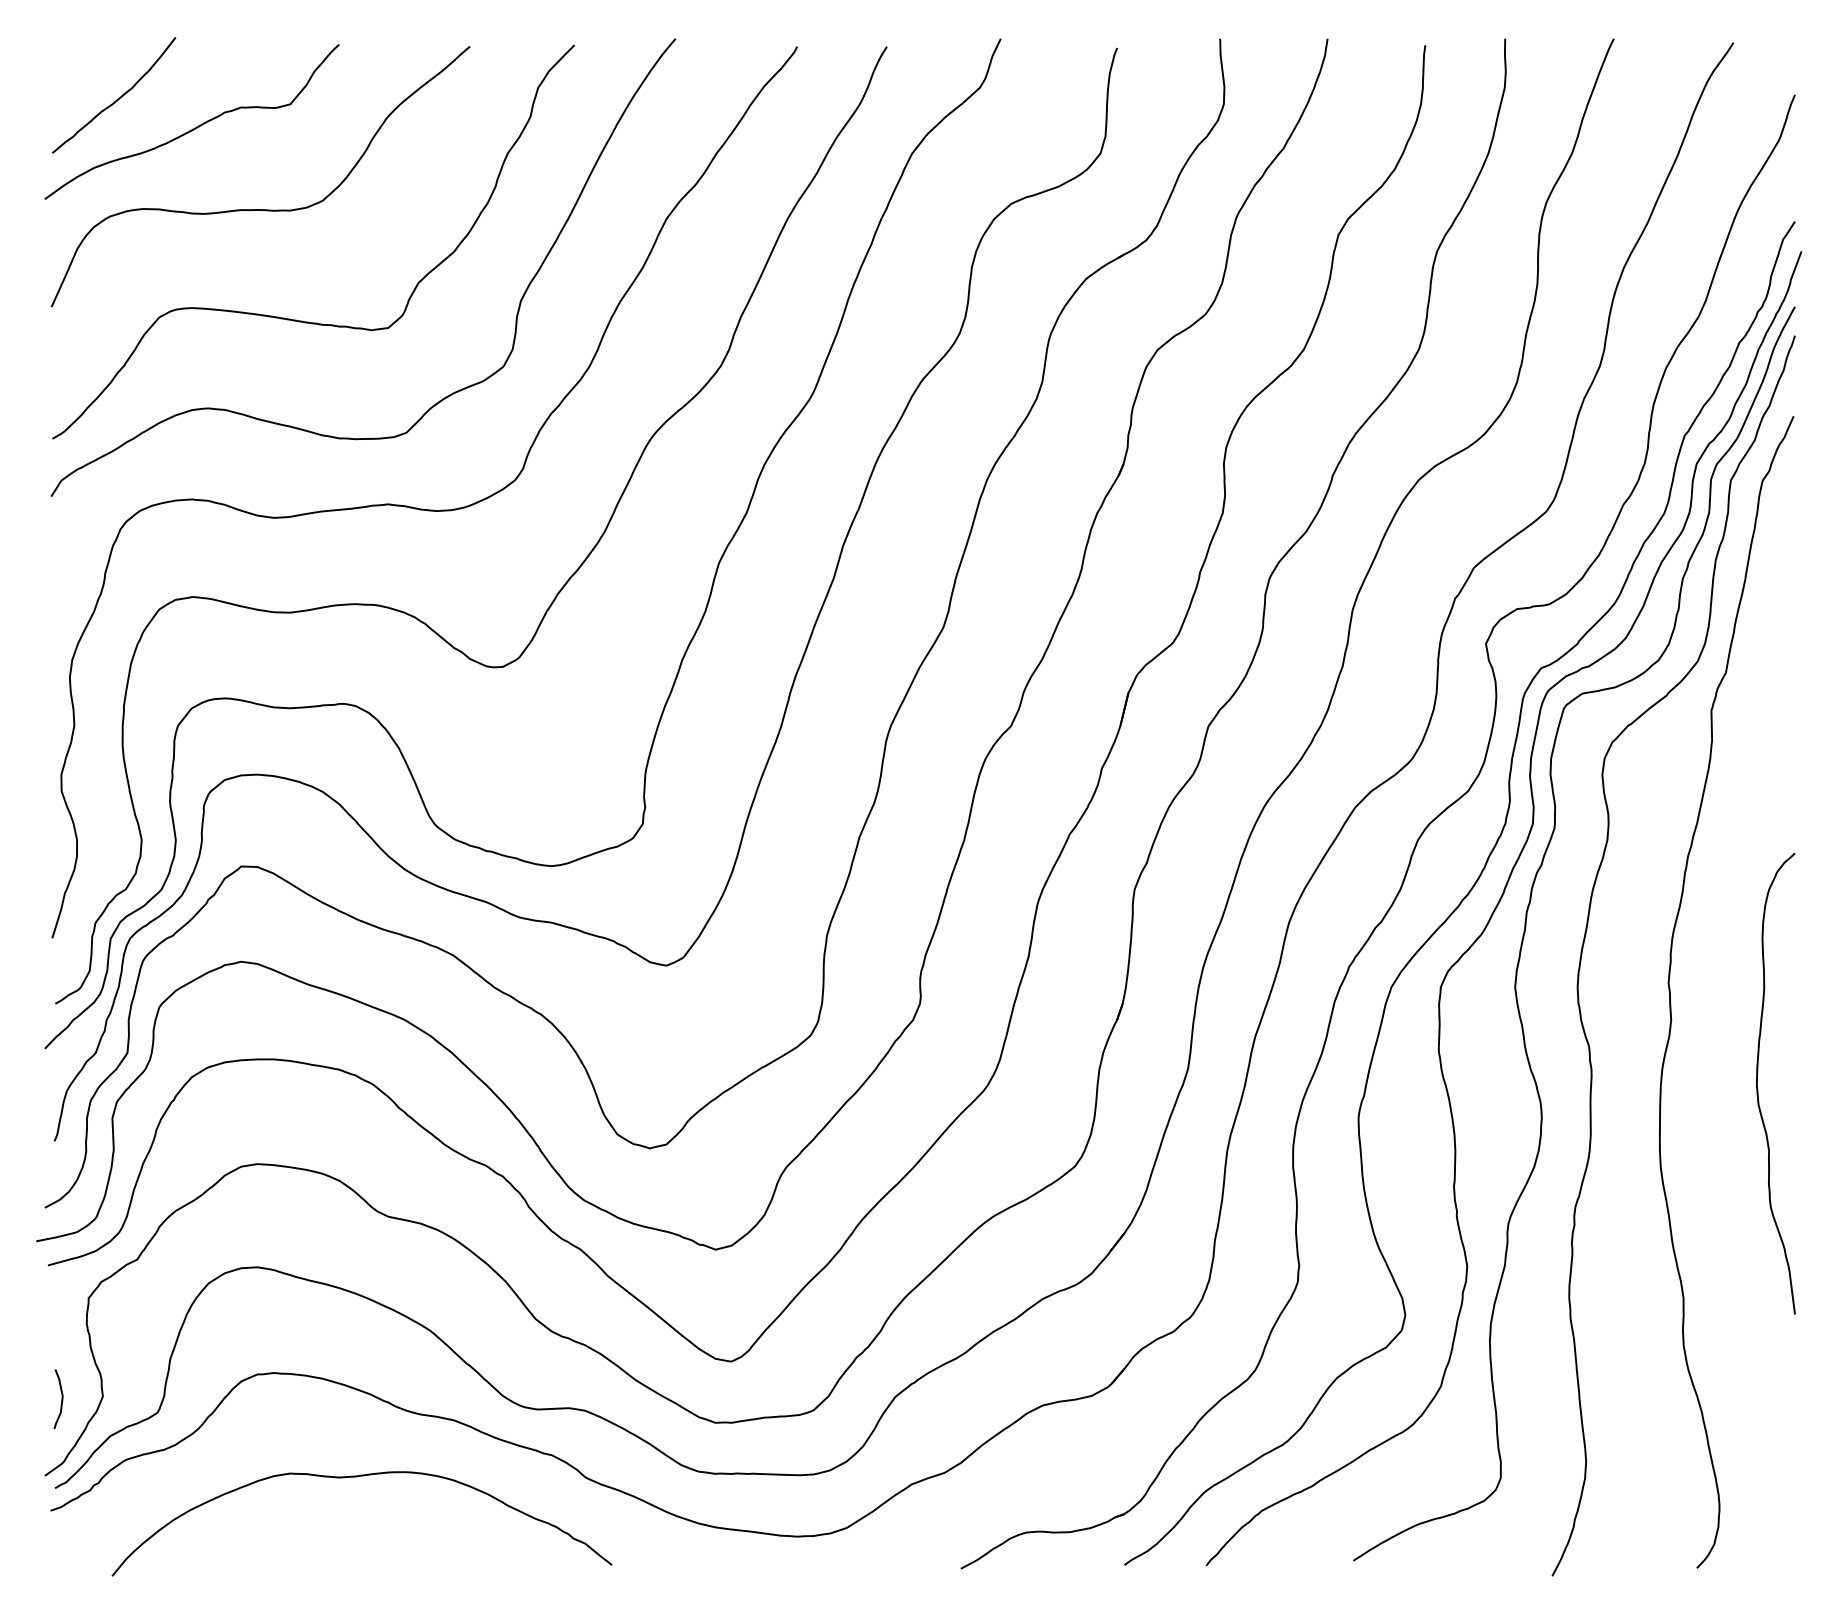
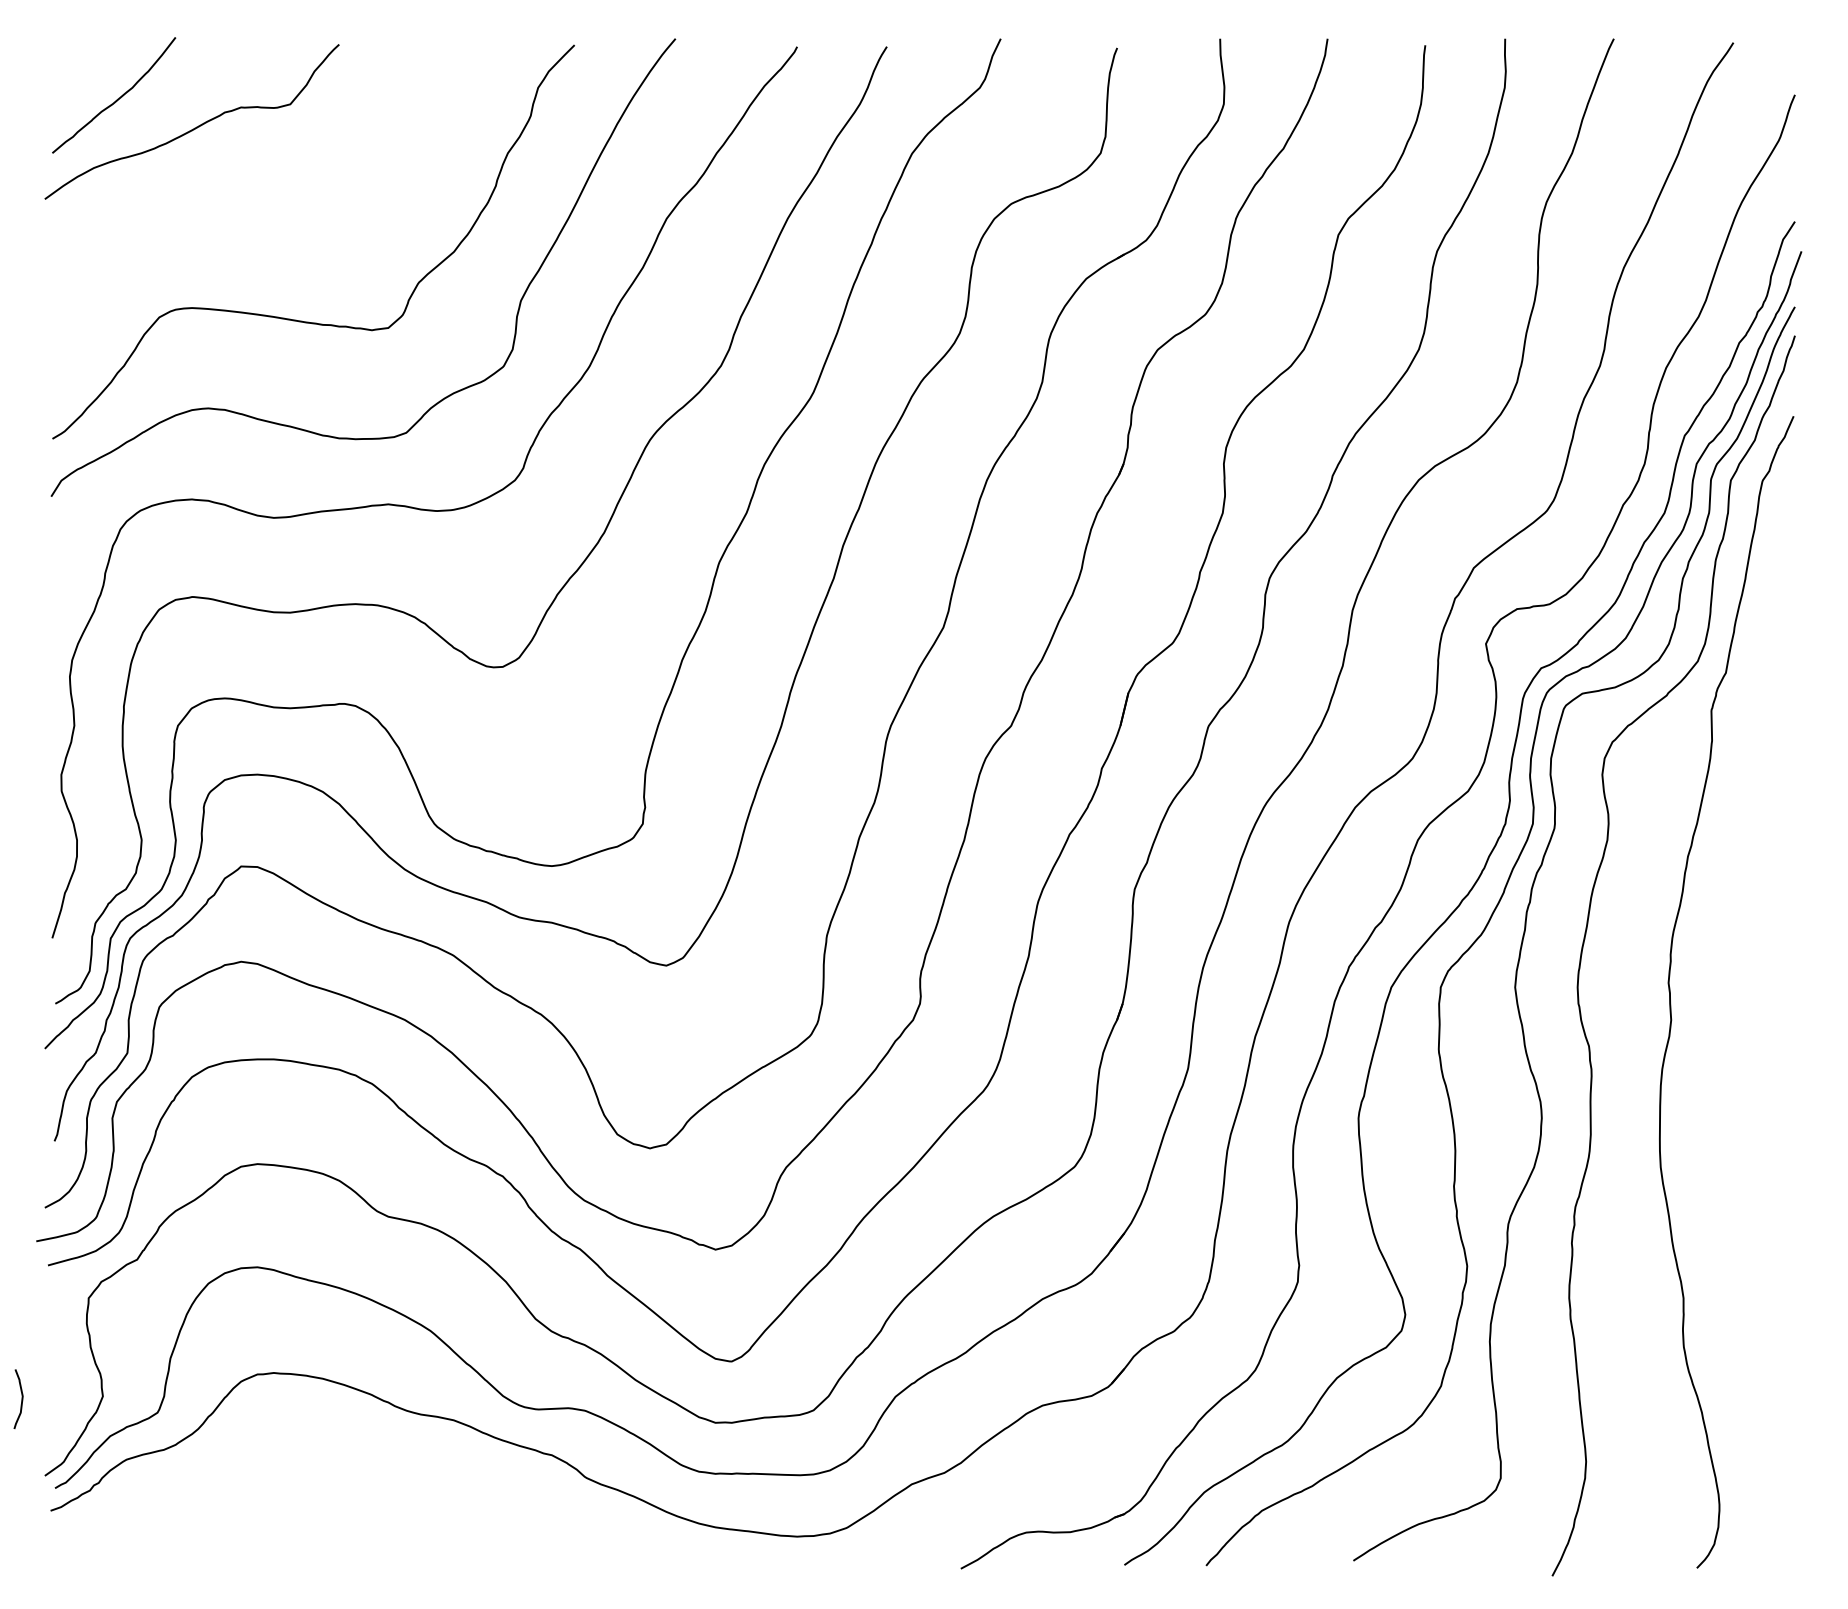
curve: present -> none (260, 209)
curve: present -> none (1757, 1083)
curve position: (61, 1398) -> (21, 1398) (21, 1398)
curve: present -> none (357, 1477)
